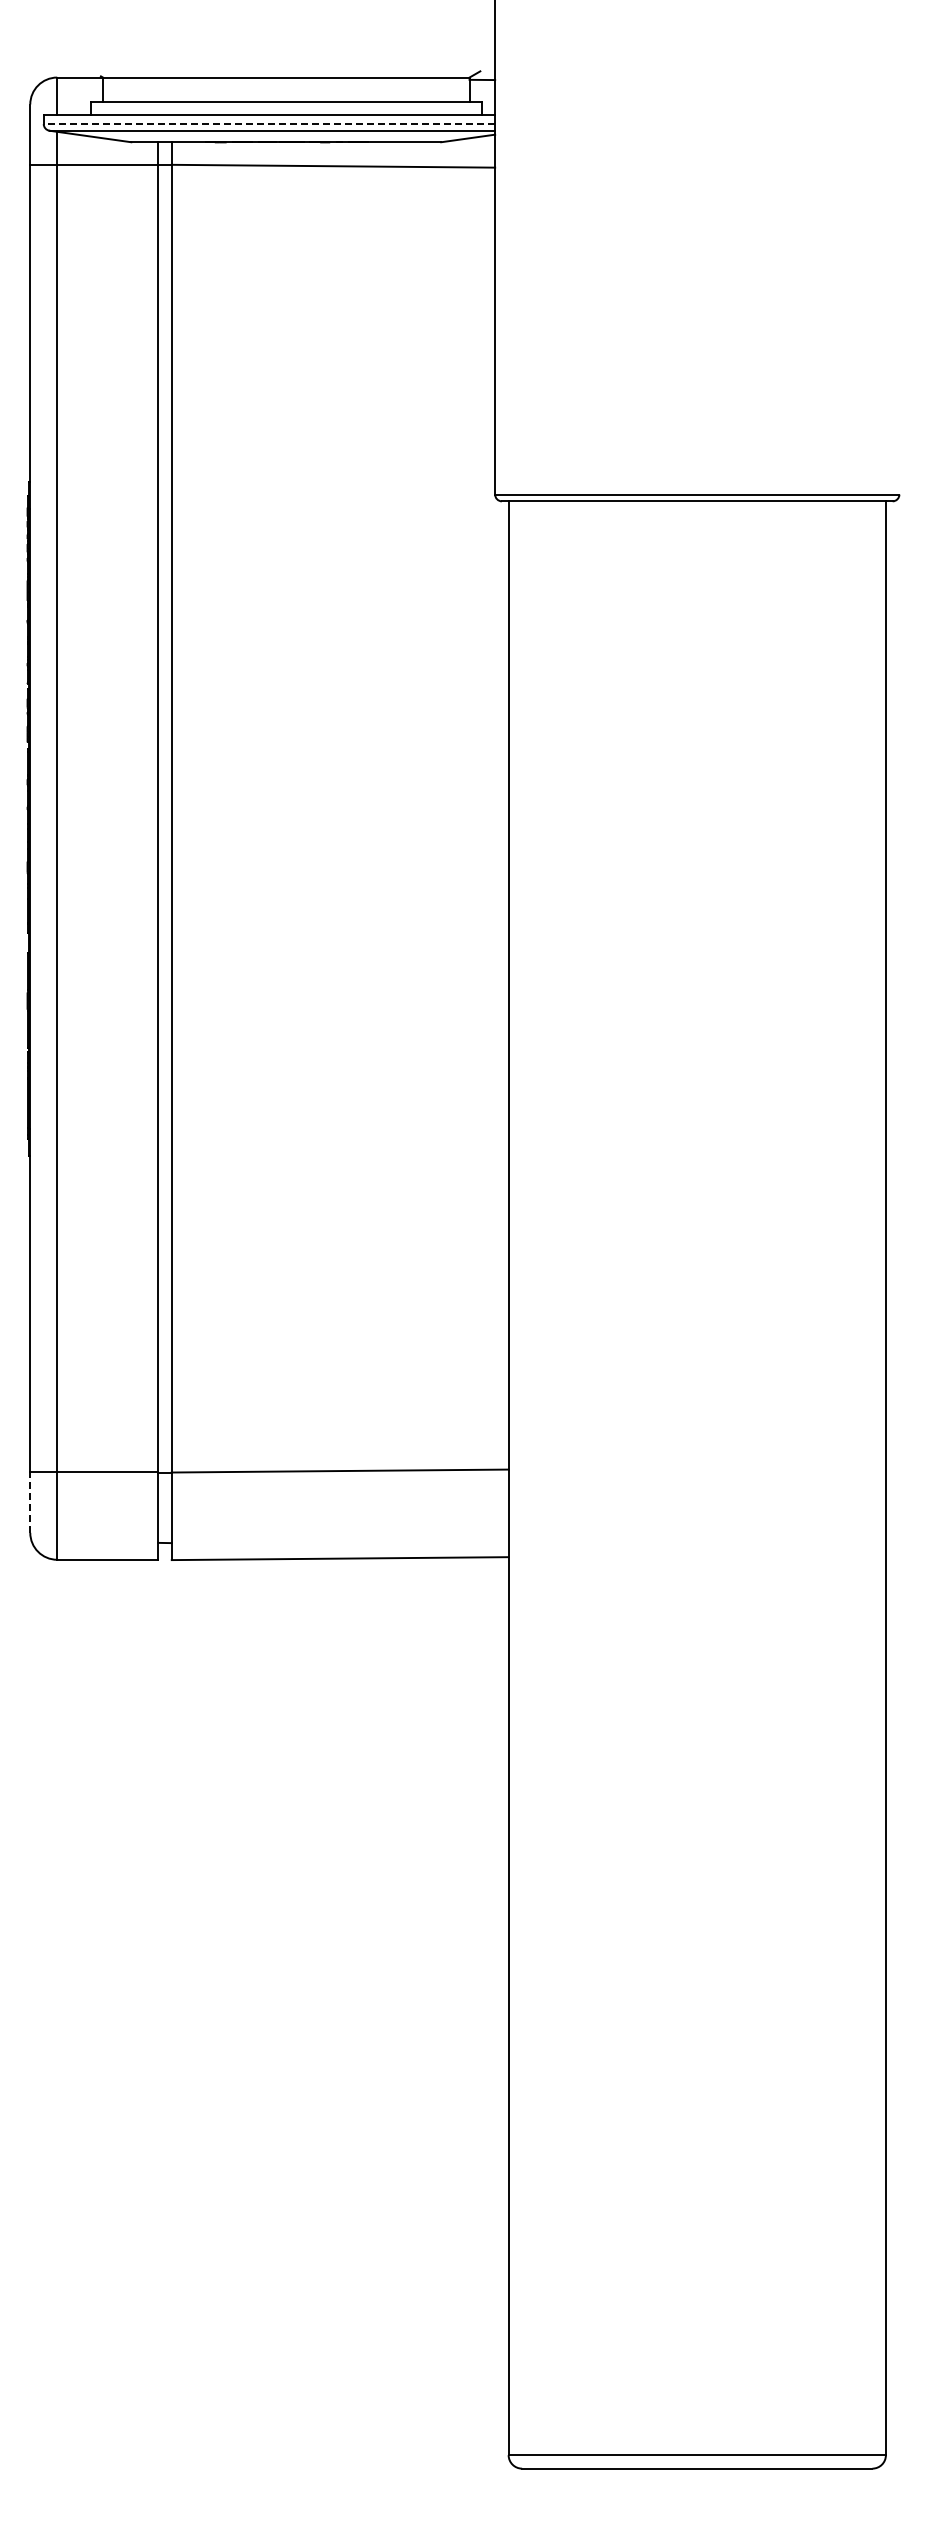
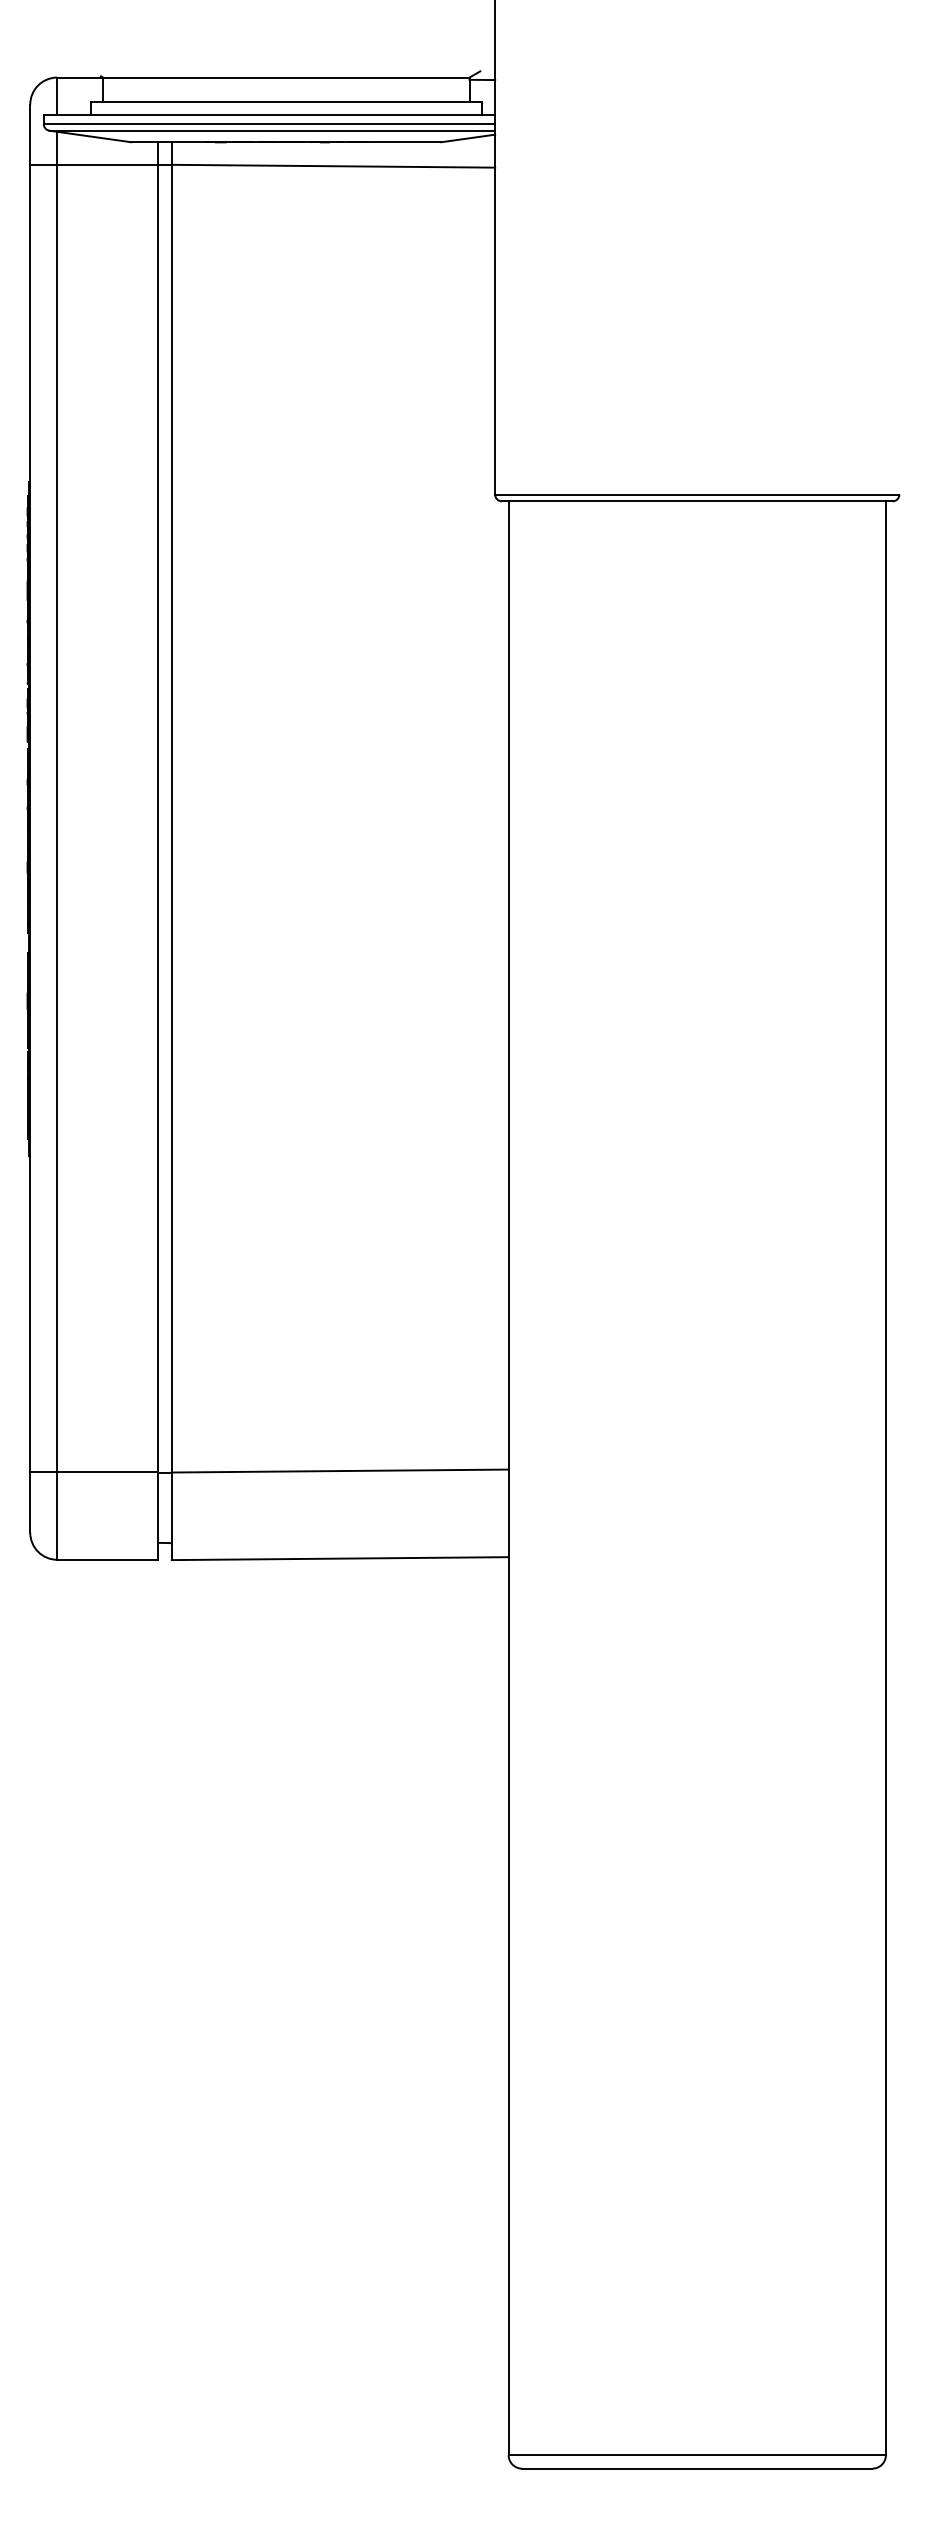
line: dashed -> solid (269, 124)
line: dashed -> solid (30, 1502)
